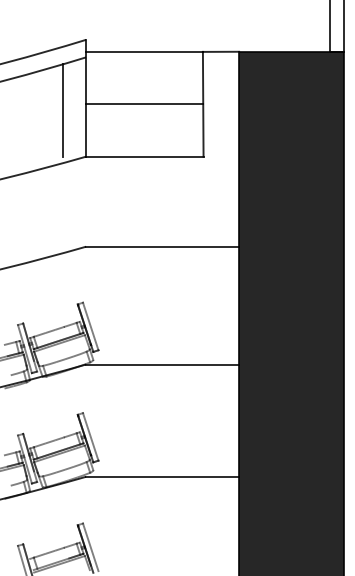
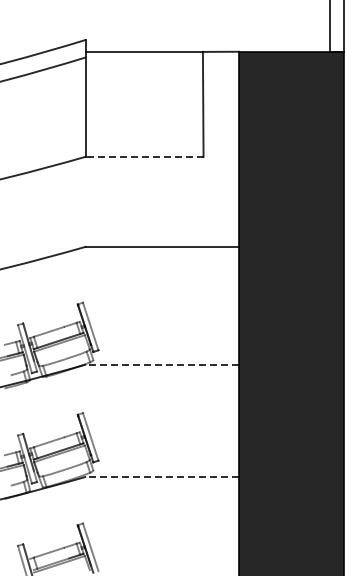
line: present -> none (144, 104)
line: present -> none (62, 110)
line: solid -> dashed (144, 156)
line: solid -> dashed (162, 364)
line: solid -> dashed (162, 476)
